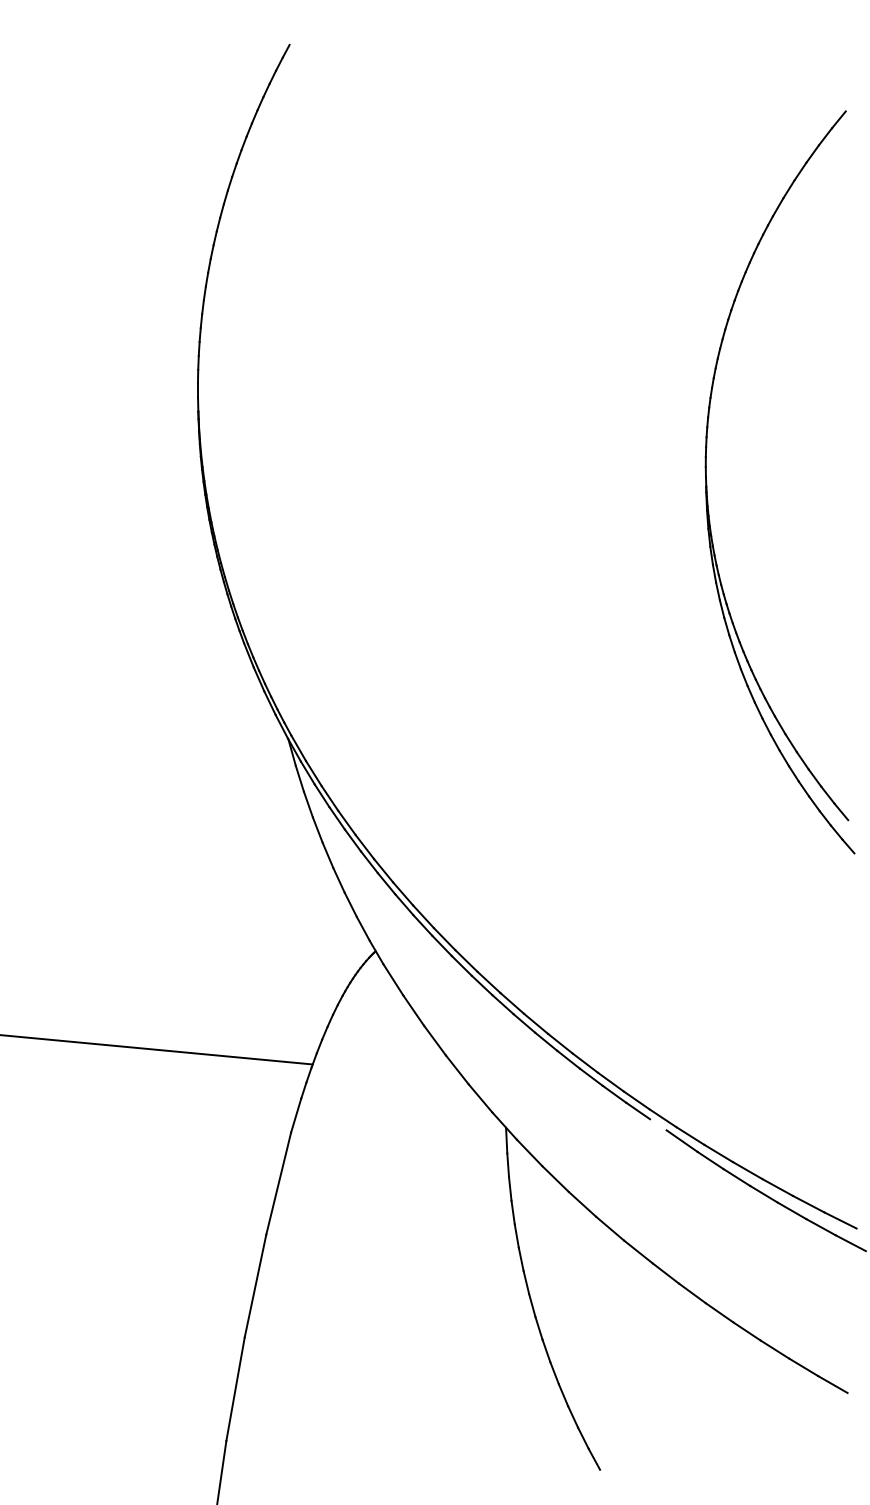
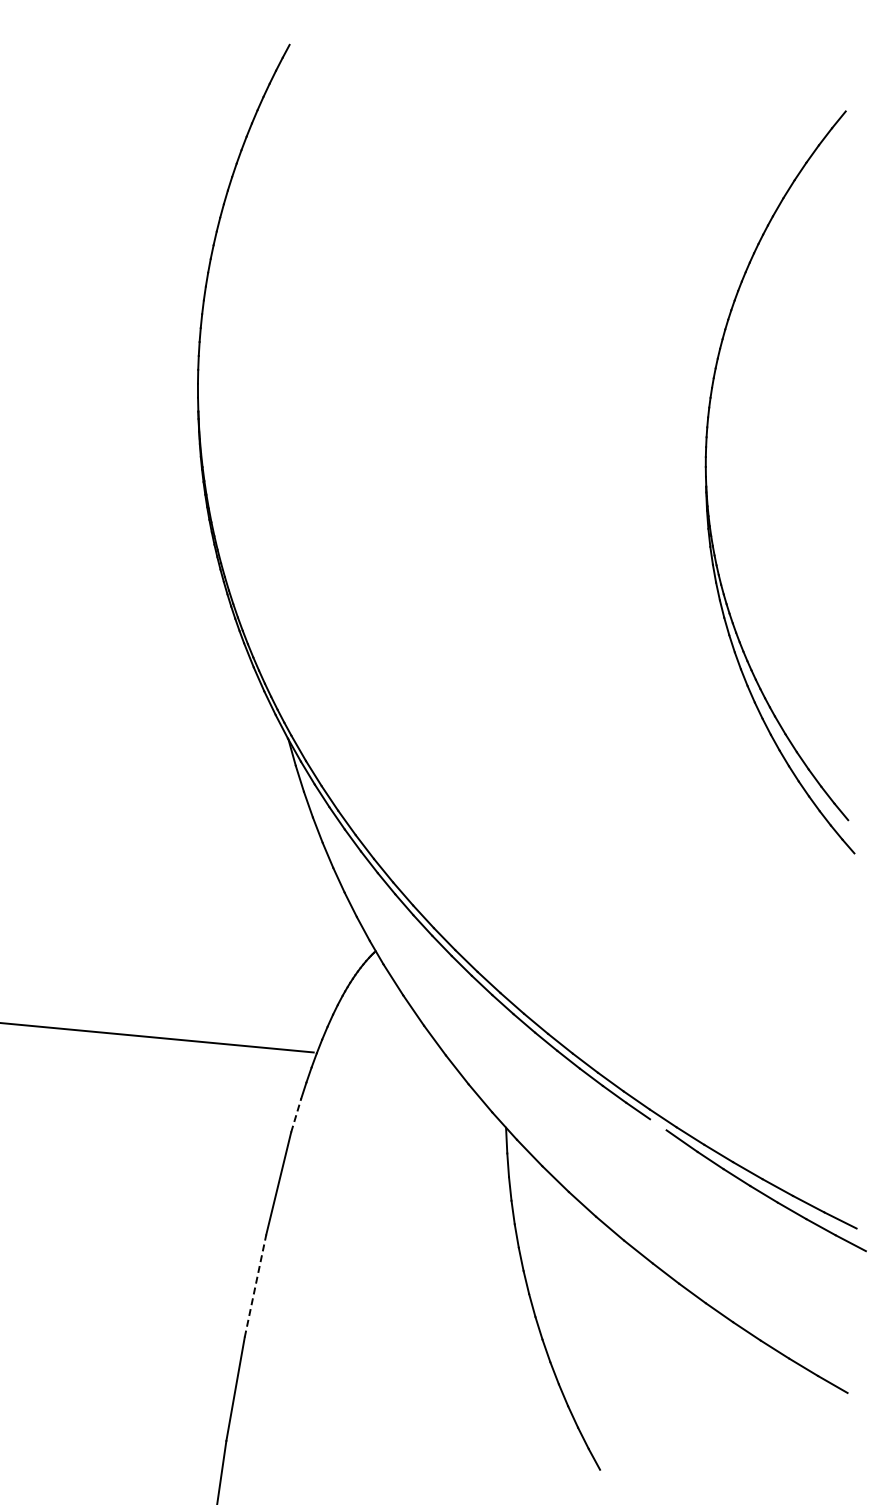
line position: (157, 1049) -> (157, 1037) (157, 1037)
line: solid -> dashed (296, 1115)
line: solid -> dashed (255, 1286)
